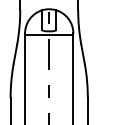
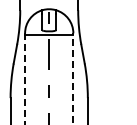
line: solid -> dashed (73, 78)
line: solid -> dashed (25, 79)
